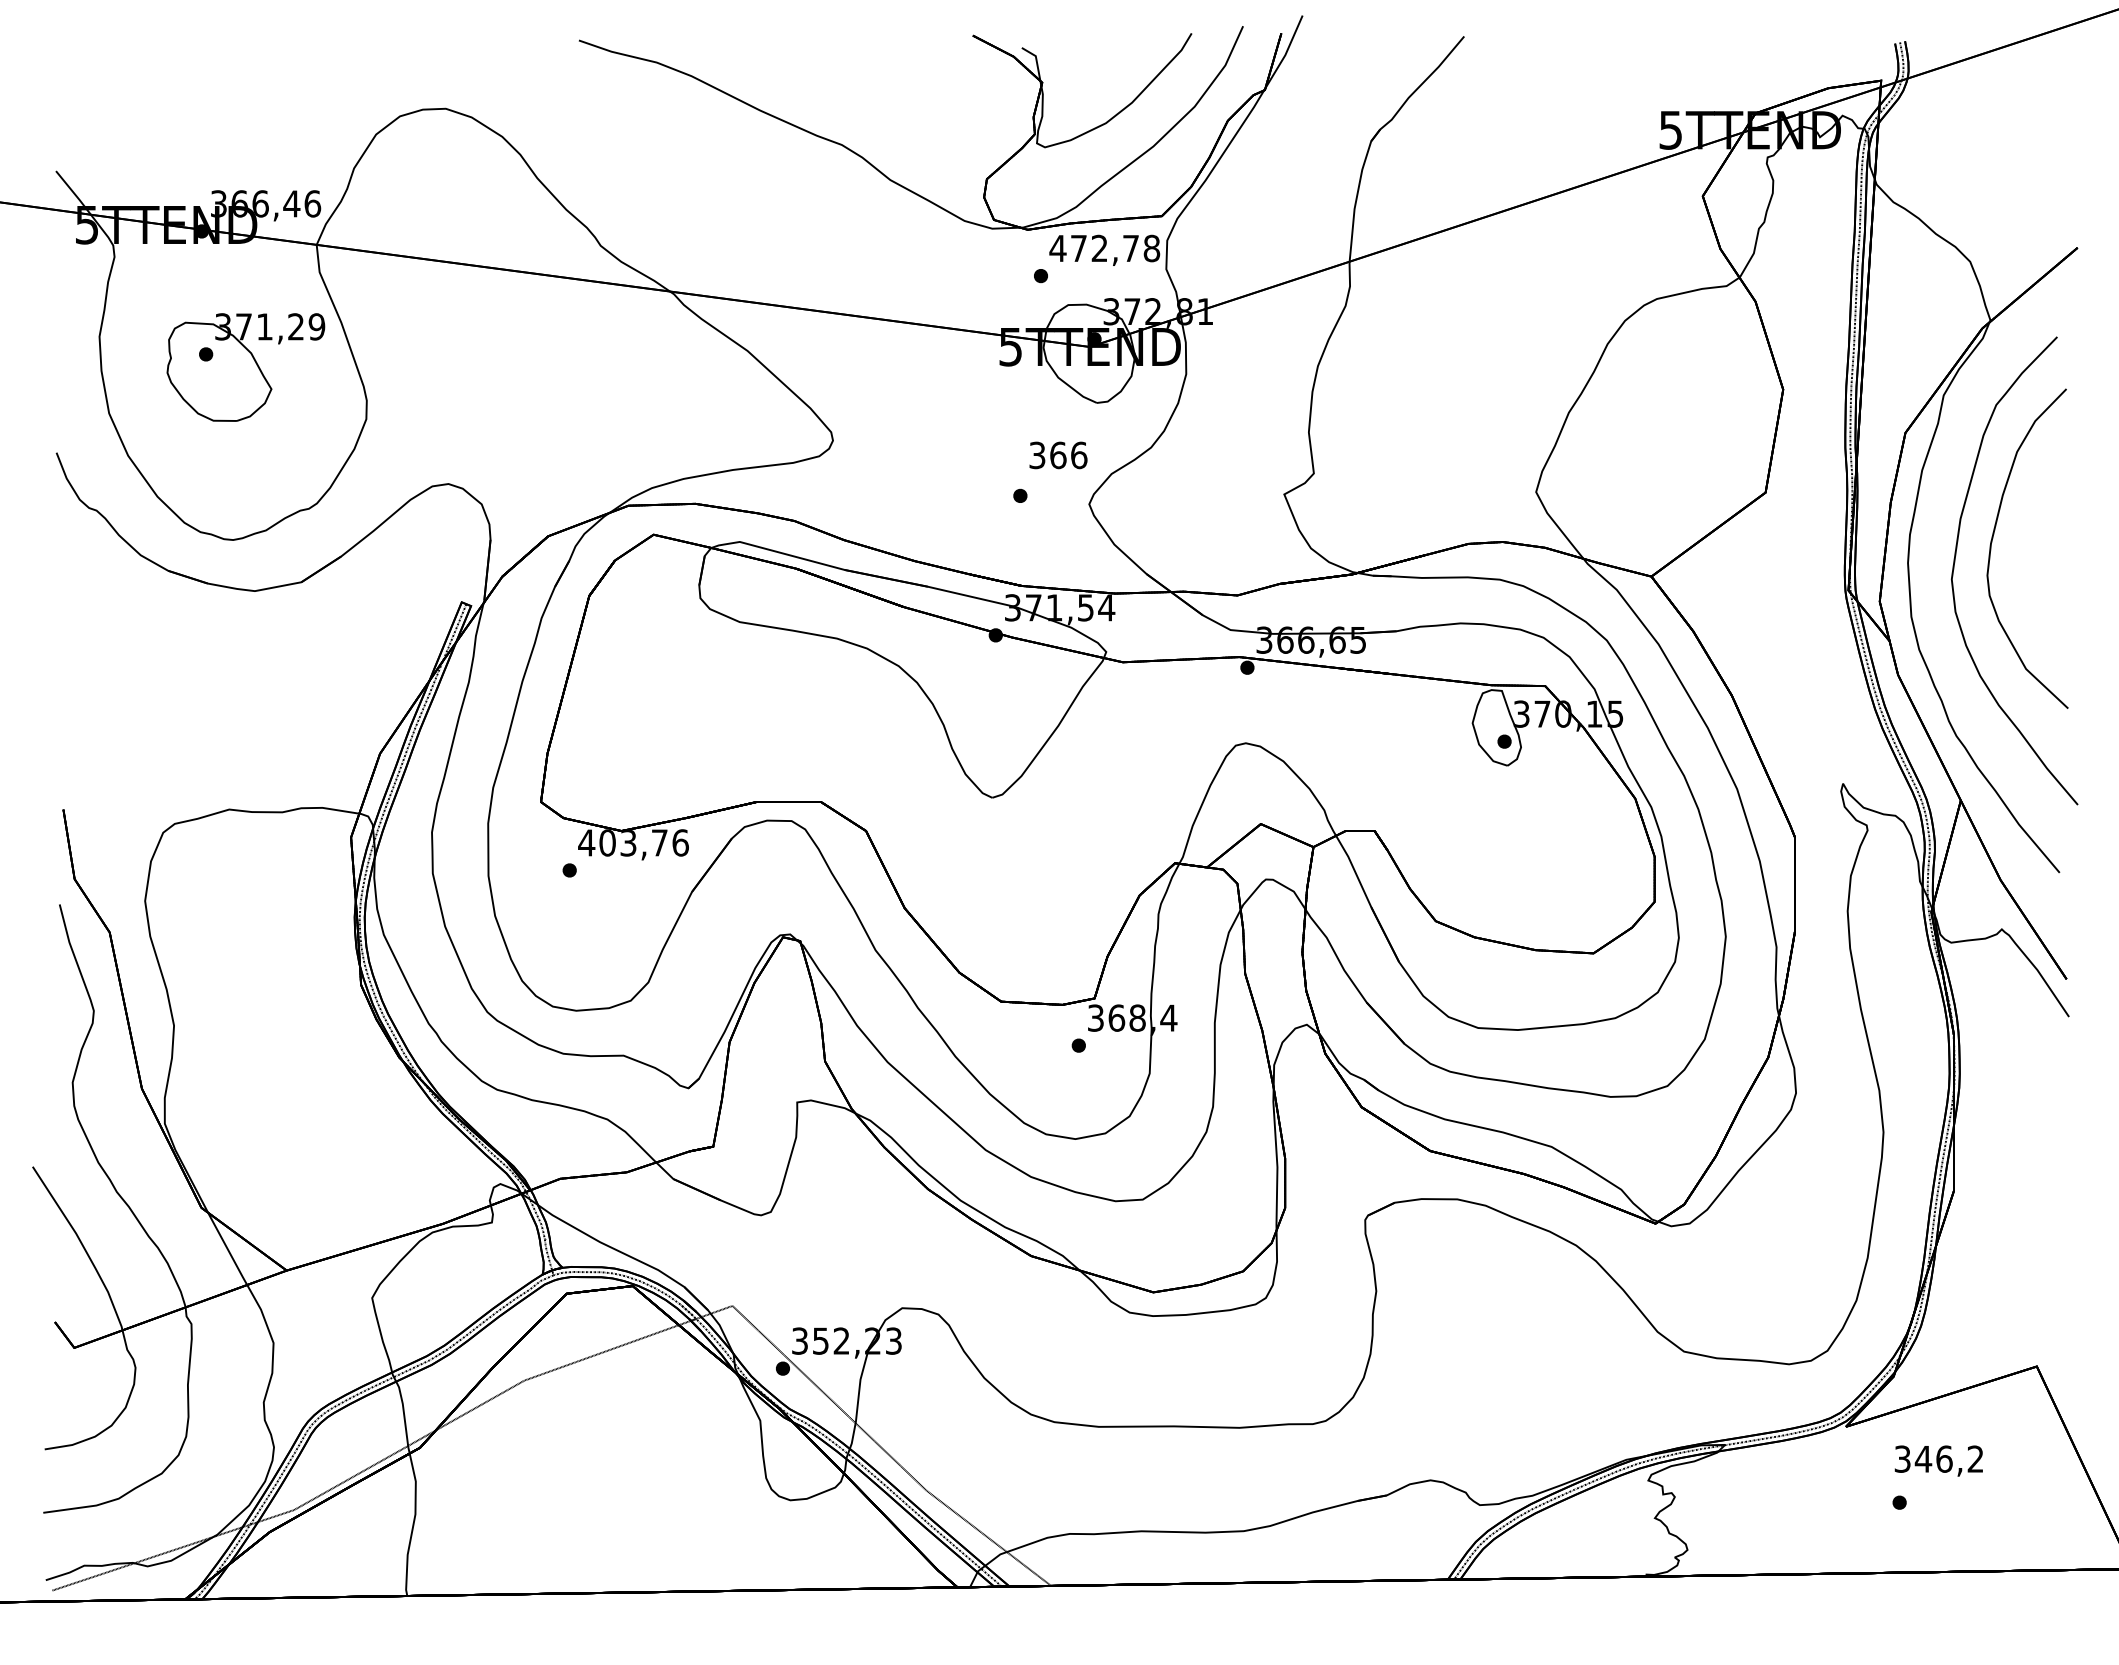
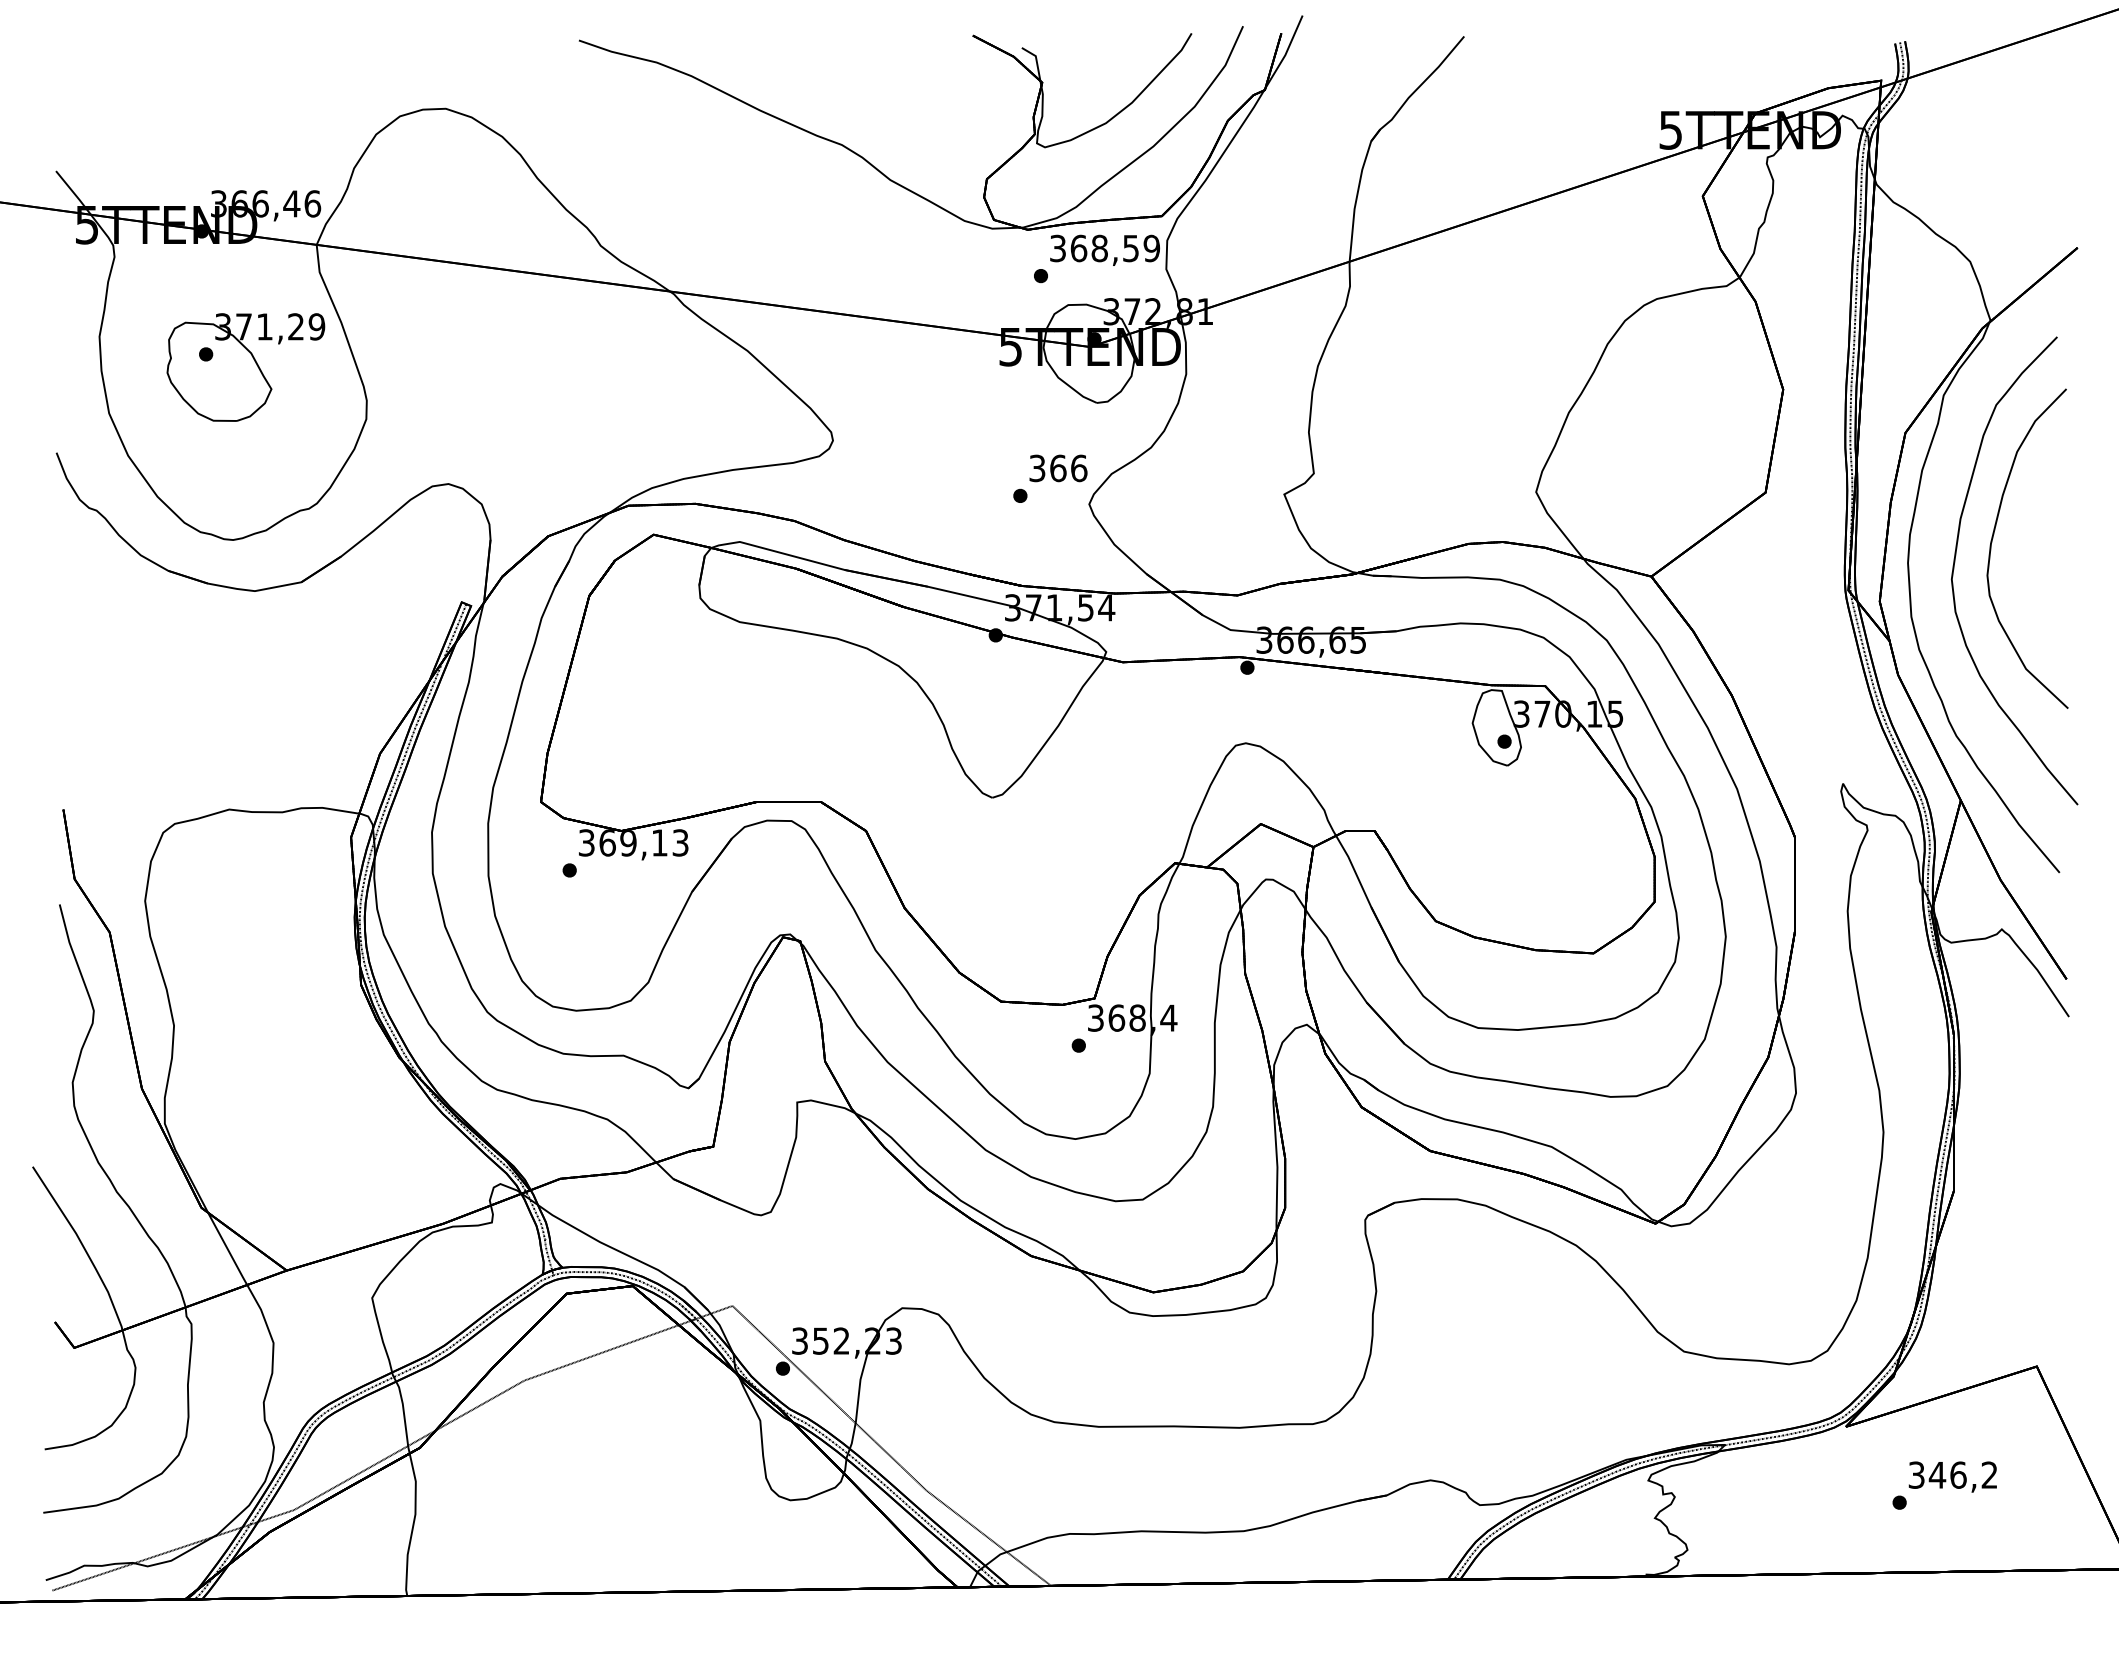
text: 472,78 -> 368,59 (1104, 248)
text position: (1058, 455) -> (1058, 468) (1058, 468)
text: 403,76 -> 369,13 (633, 842)
text position: (1938, 1460) -> (1952, 1476) (1952, 1476)
